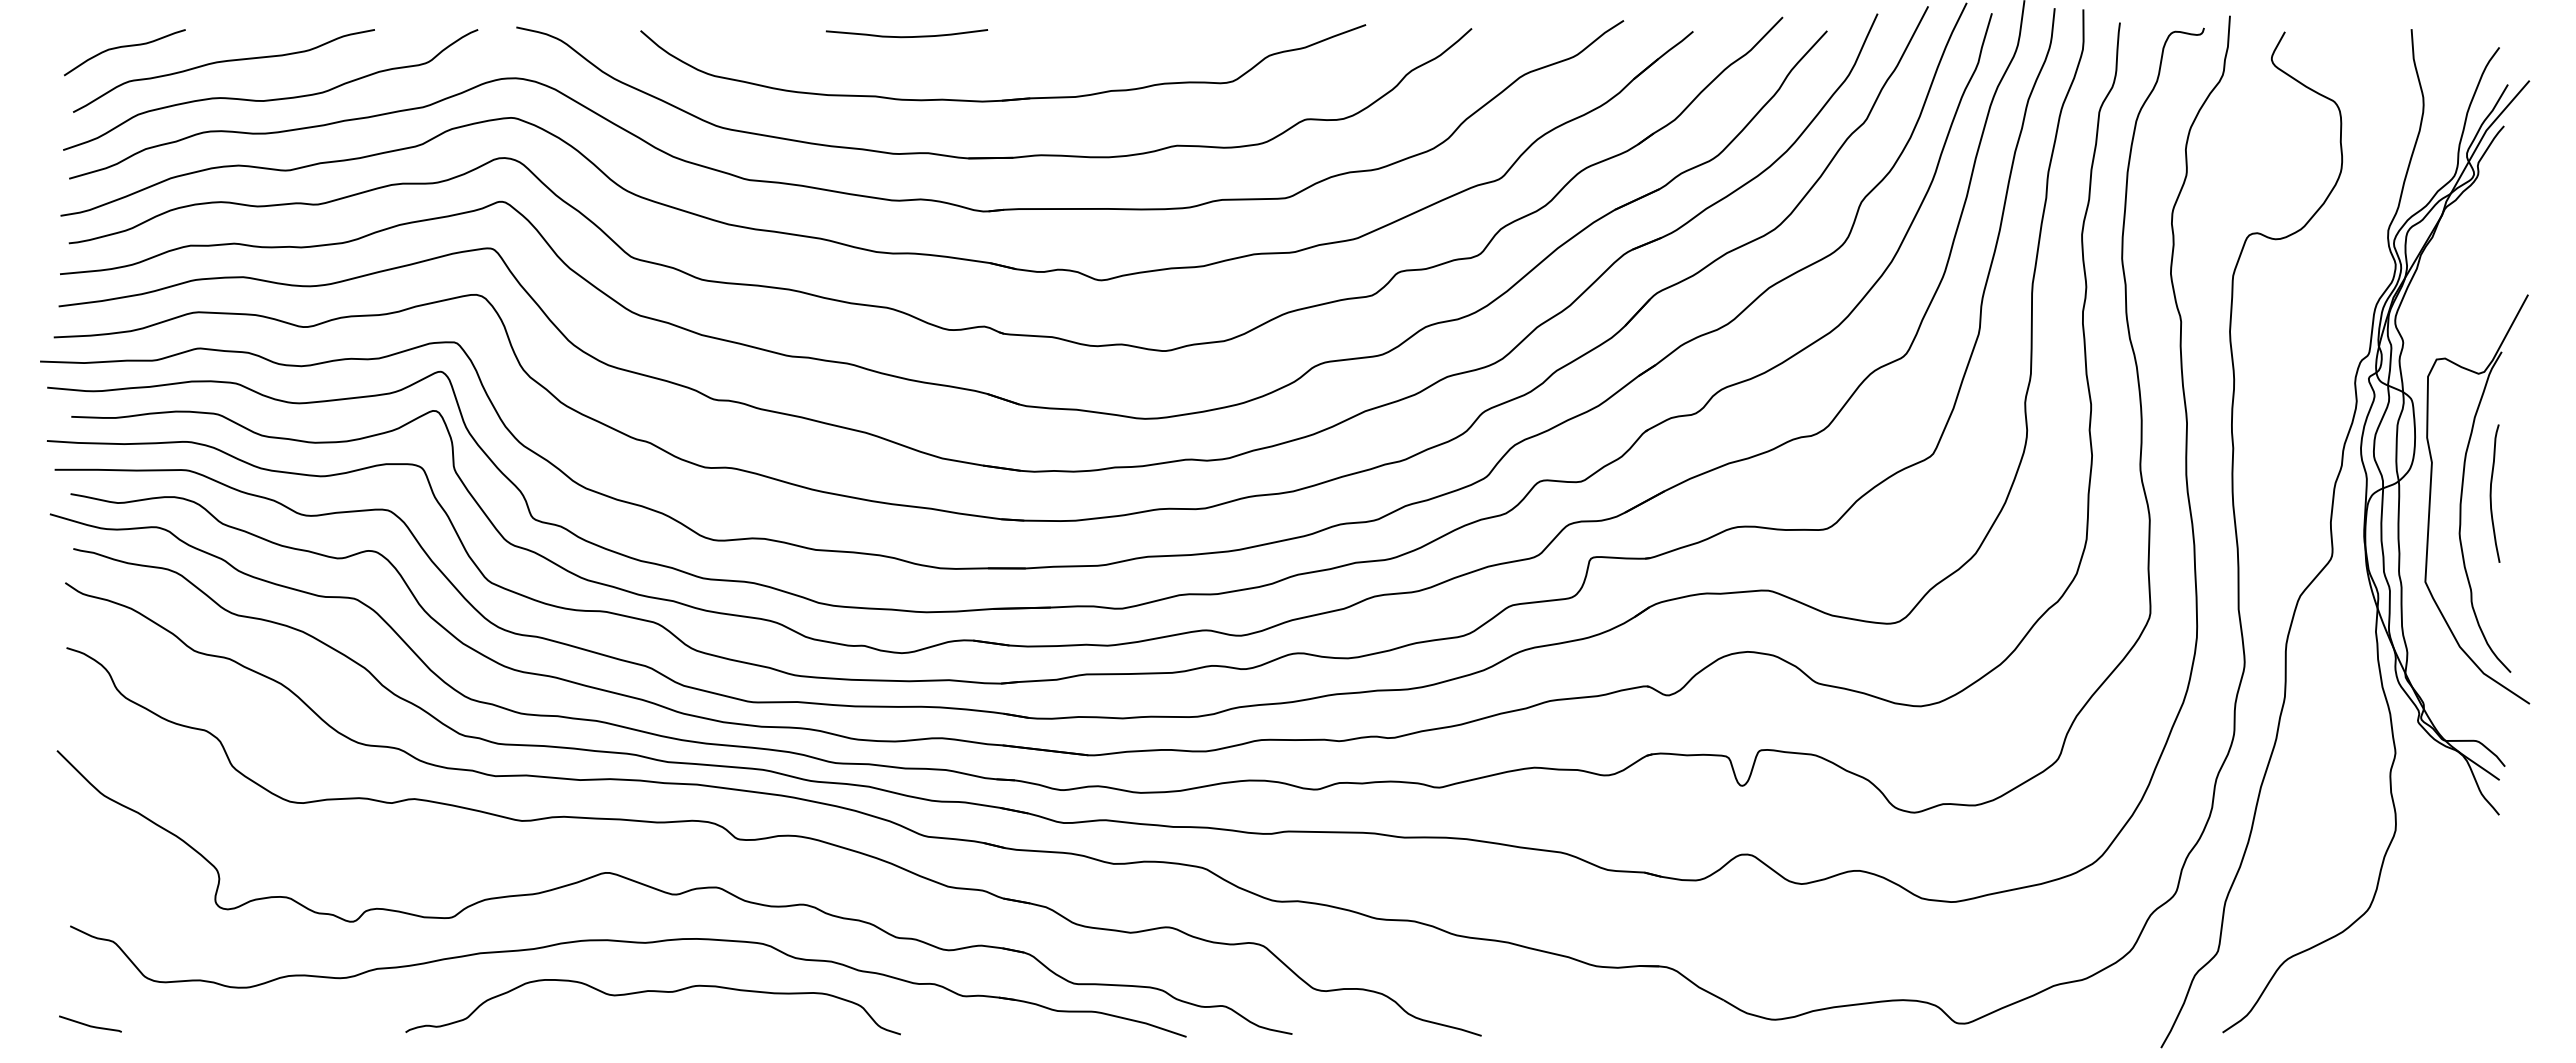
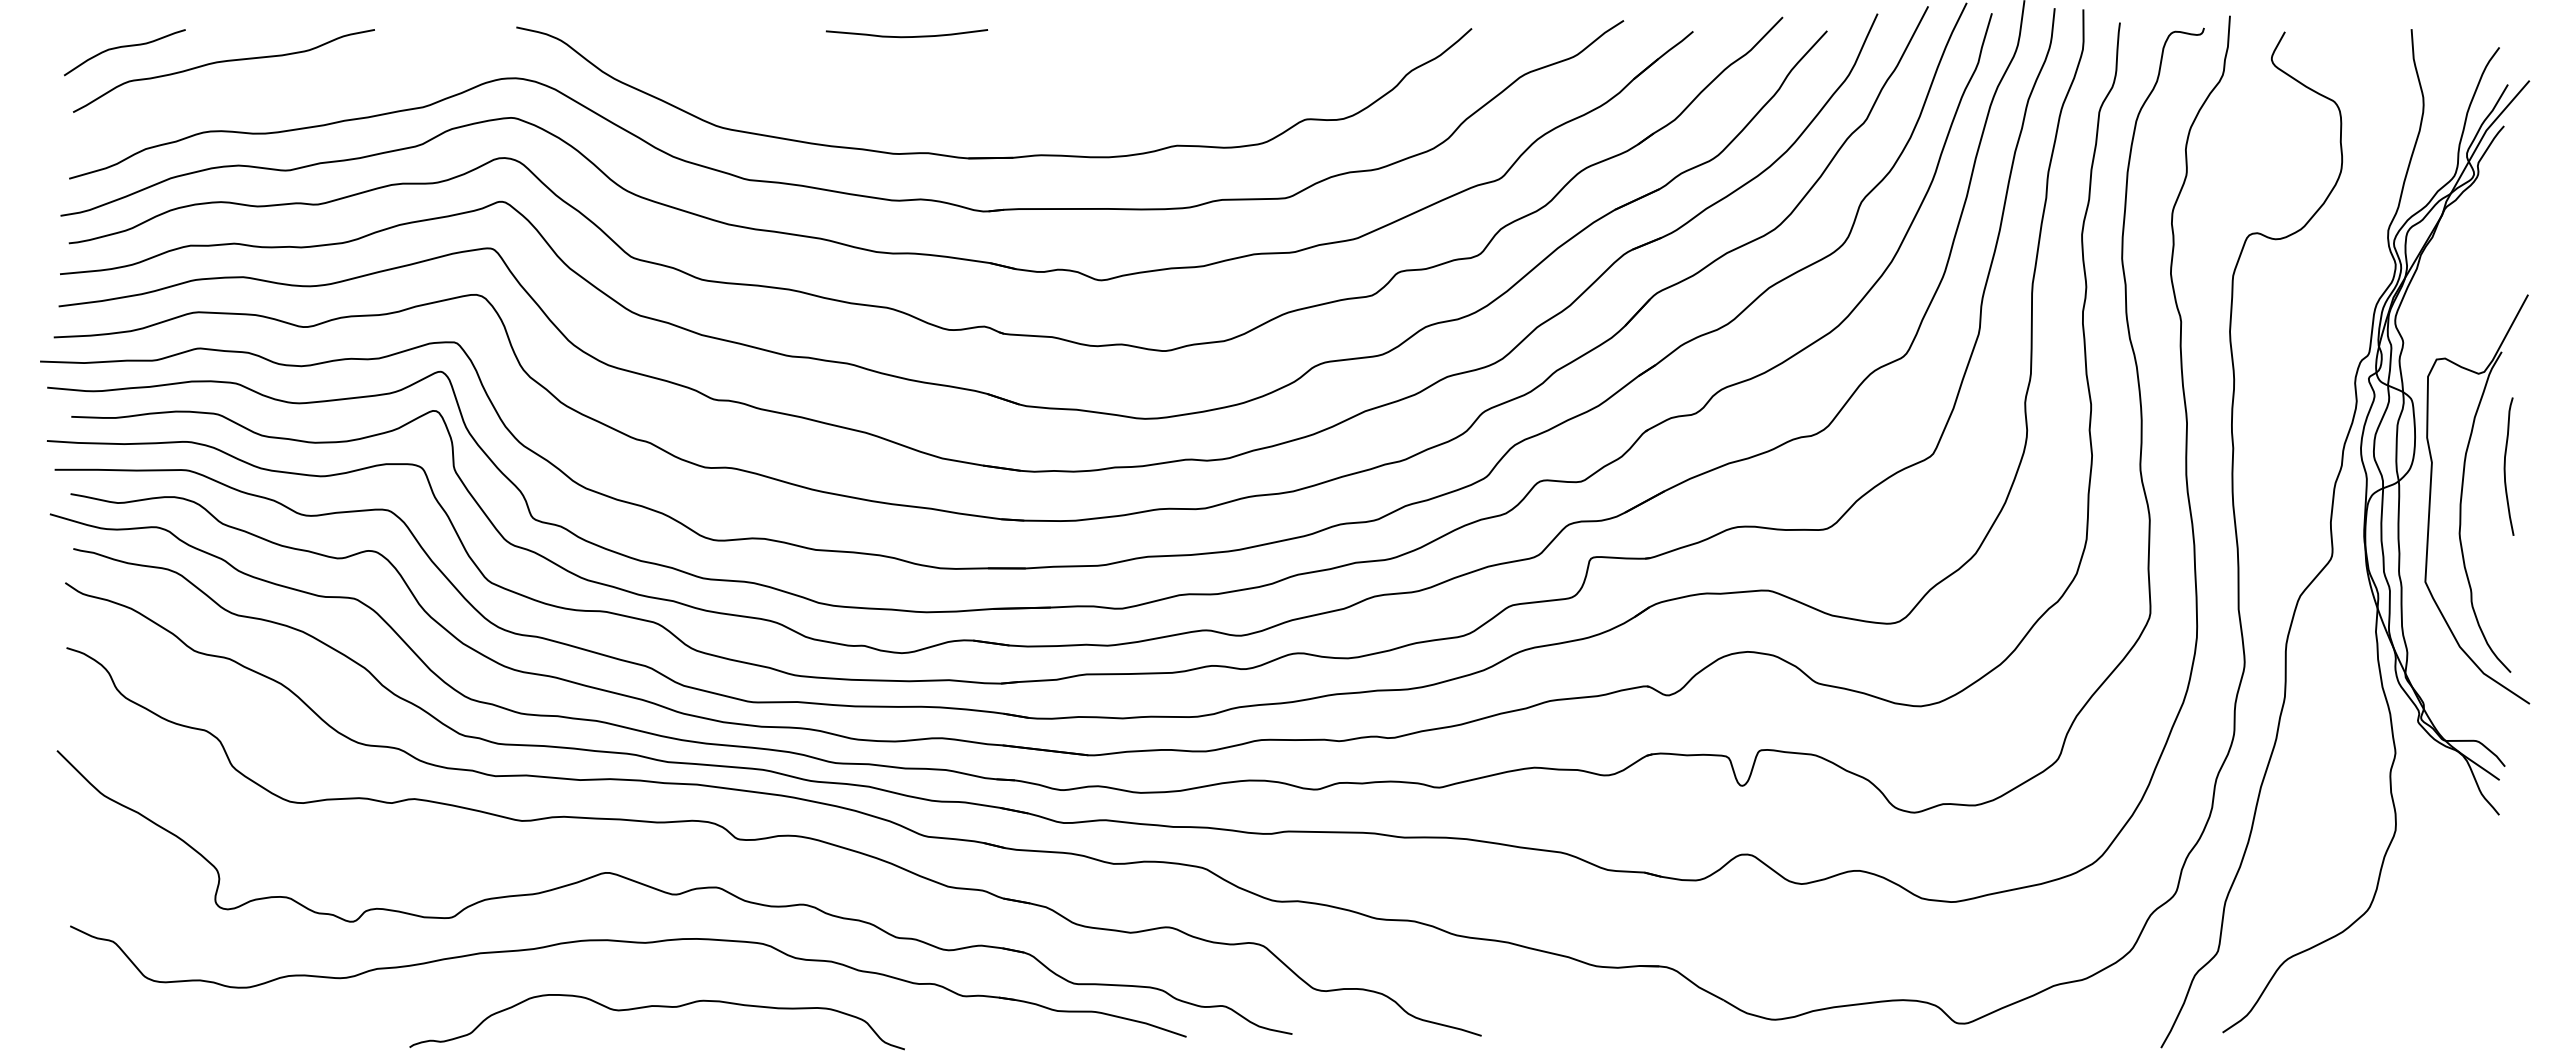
curve: present -> none (274, 98)
part: present -> none (1003, 99)
curve position: (2491, 493) -> (2505, 466) (2505, 466)
curve position: (655, 992) -> (659, 1007) (659, 1007)
line: present -> none (90, 1025)
